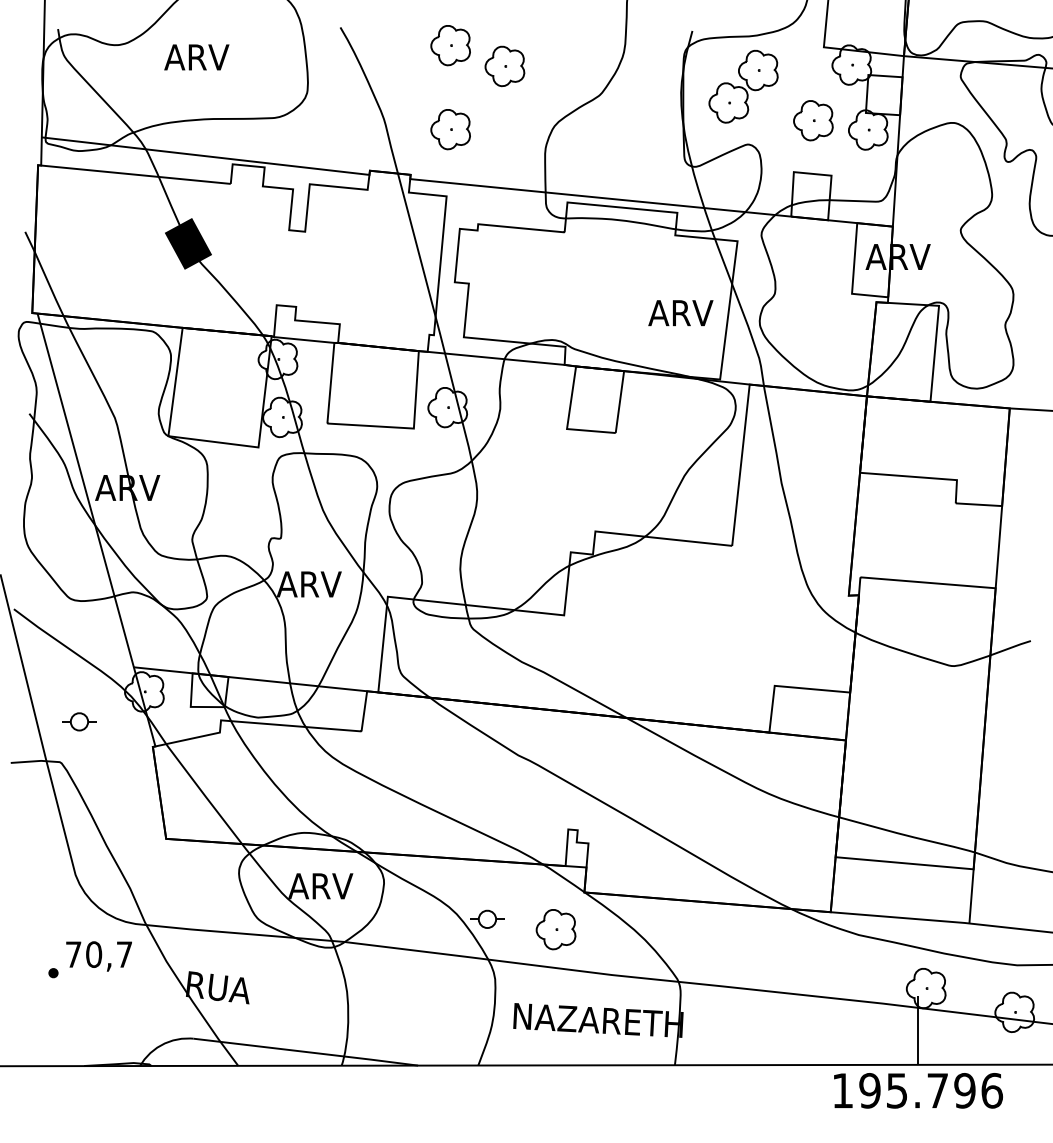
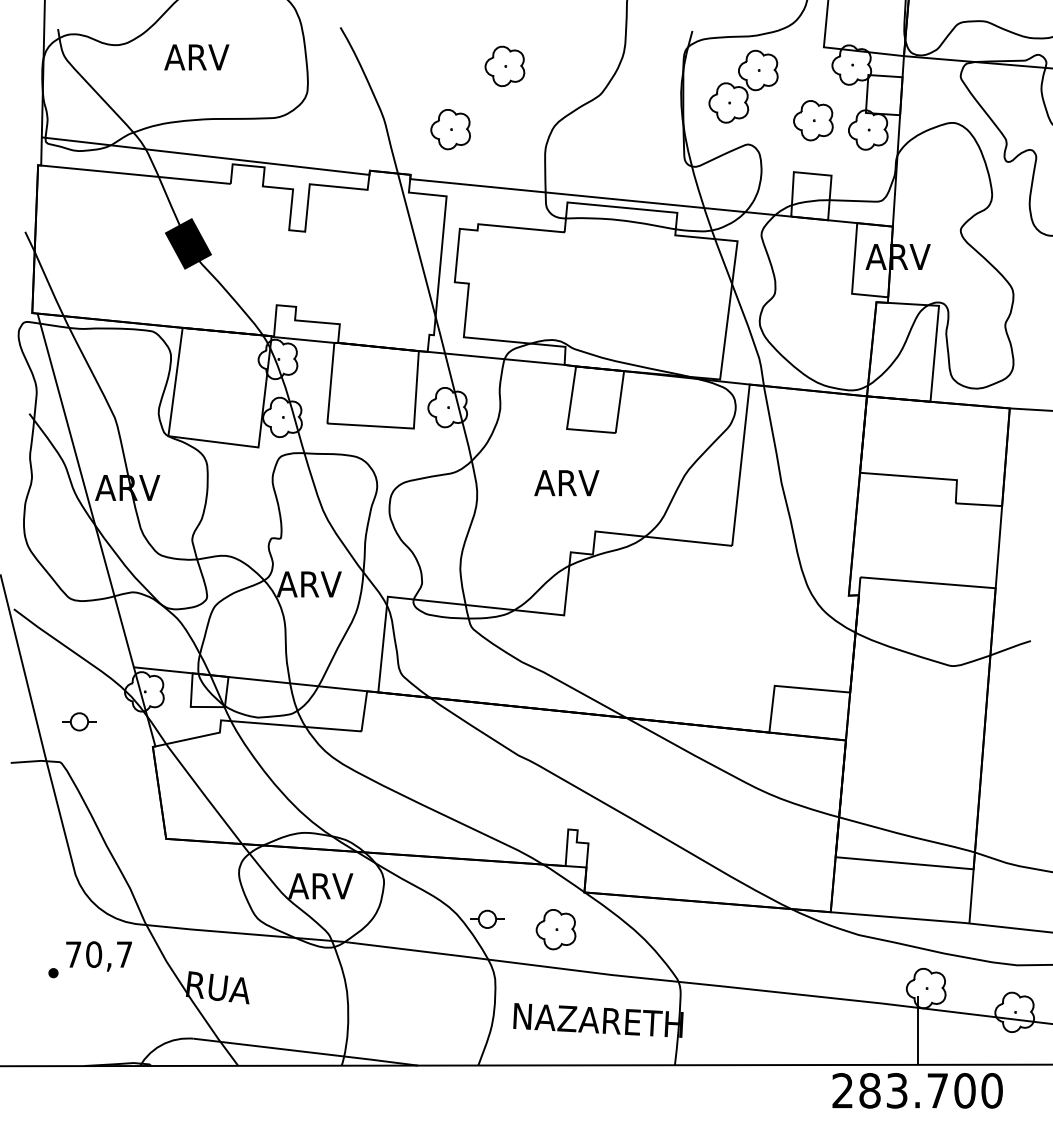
part: present -> none (450, 45)
text position: (680, 313) -> (566, 483) (566, 483)
text: 195.796 -> 283.700 (917, 1090)
